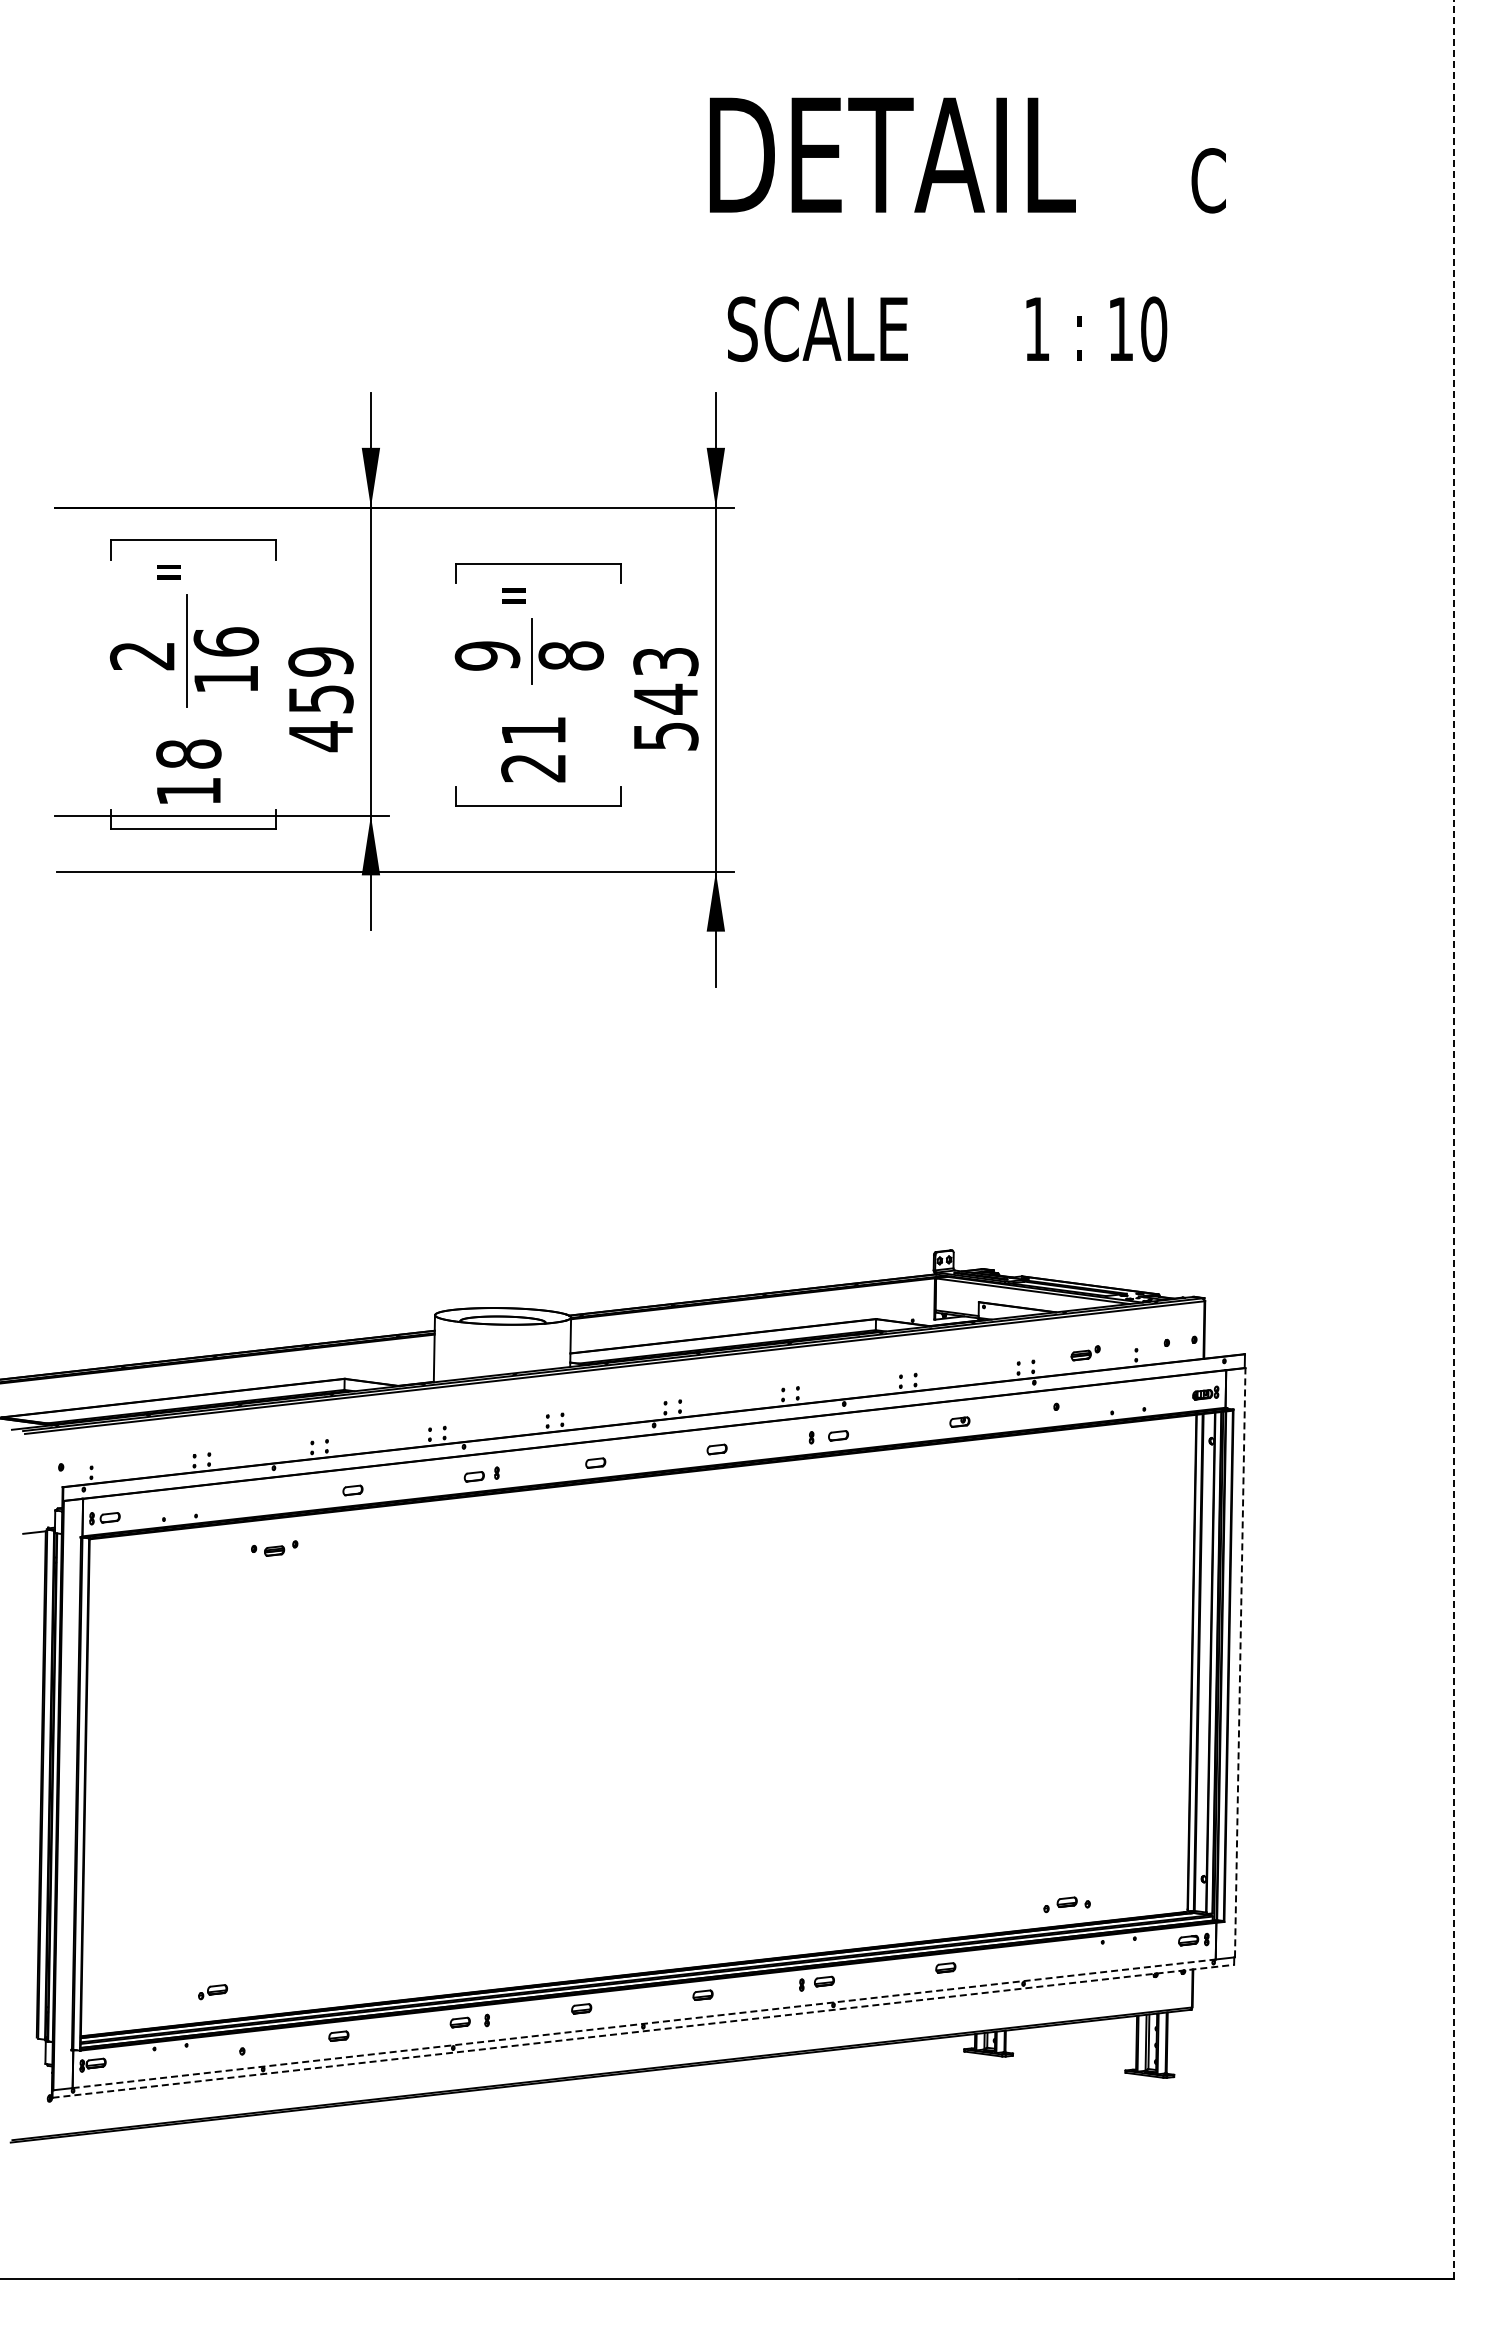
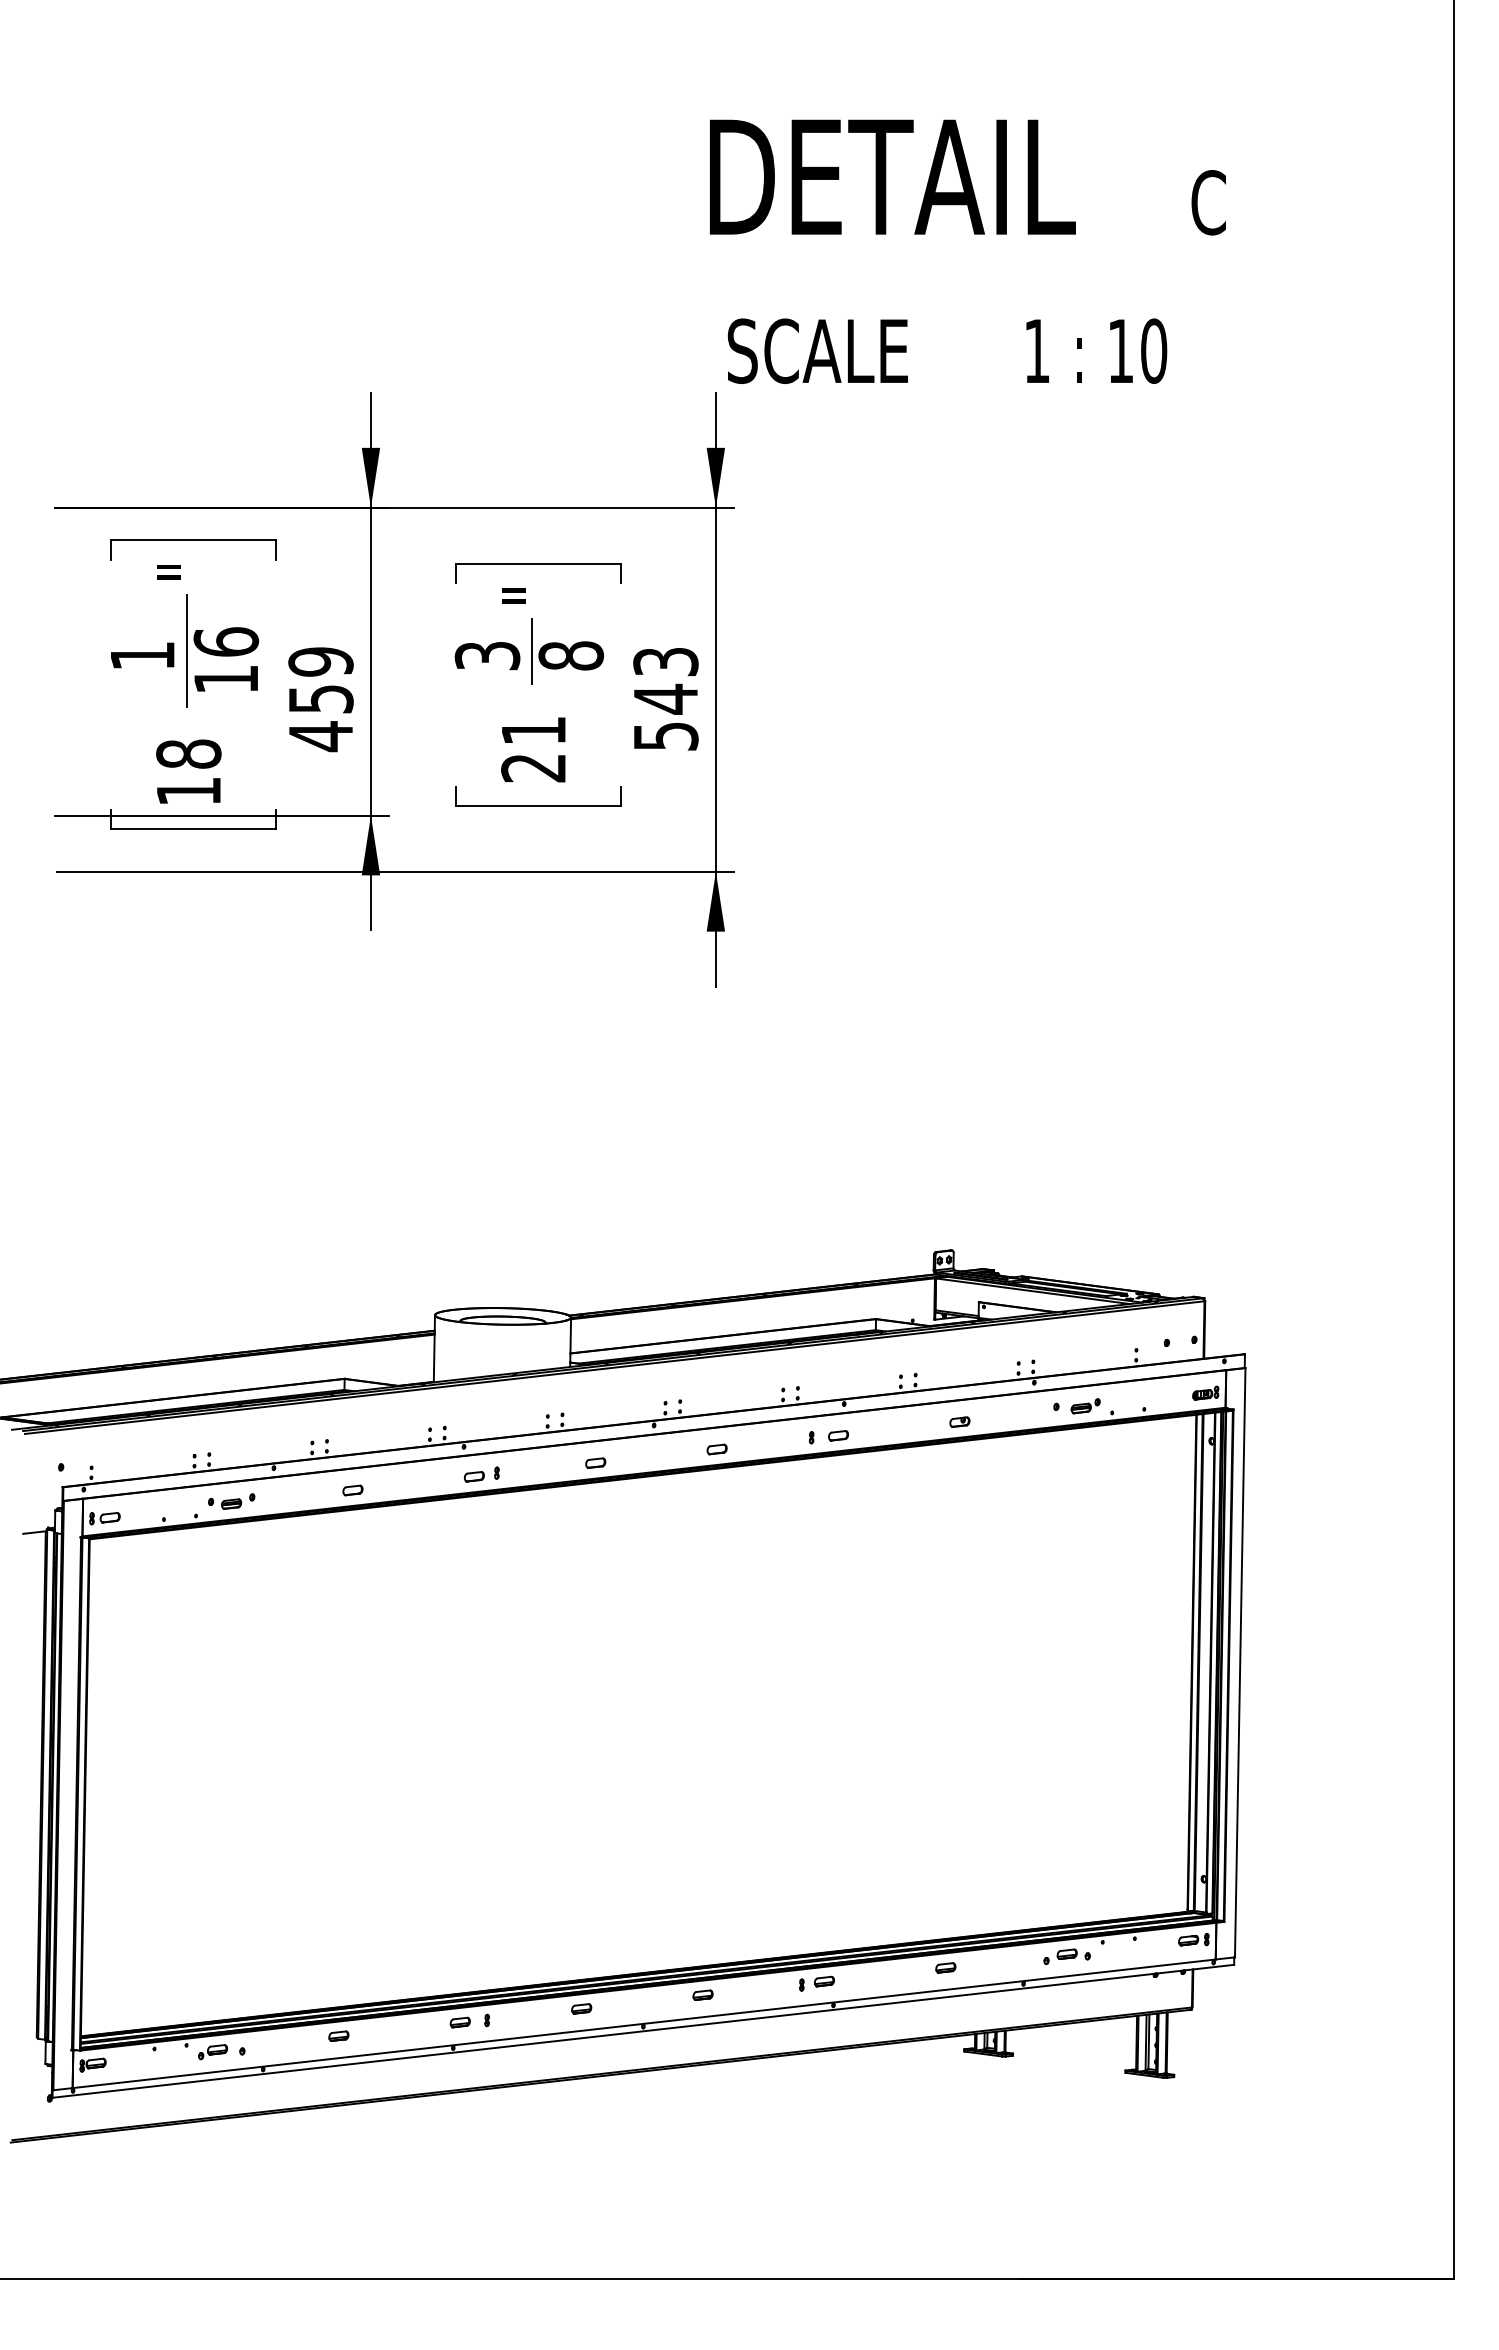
text position: (967, 229) -> (967, 251) (967, 251)
text: 9 -> 3 (487, 655)
text: 2 -> 1 (141, 656)
line: dashed -> solid (1454, 1139)
part position: (1085, 1353) -> (1085, 1406) (1085, 1406)
part position: (274, 1548) -> (231, 1501) (231, 1501)
line: dashed -> solid (1240, 1662)
part position: (1066, 1904) -> (1066, 1956) (1066, 1956)
part position: (212, 1992) -> (212, 2052) (212, 2052)
line: dashed -> solid (644, 2023)
line: dashed -> solid (643, 2031)
